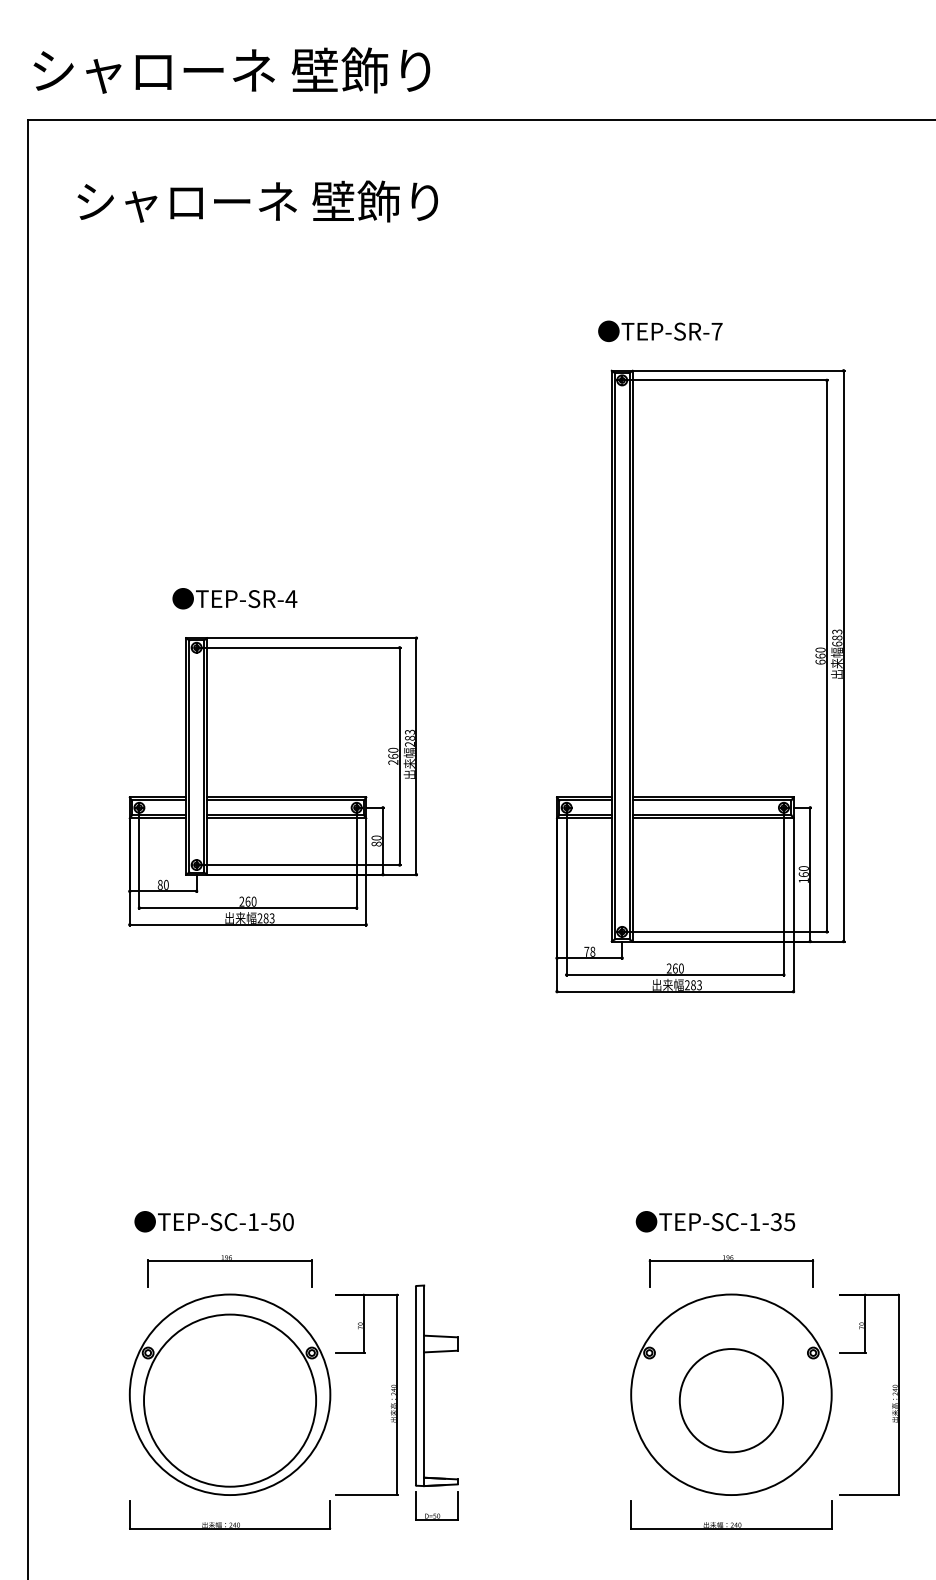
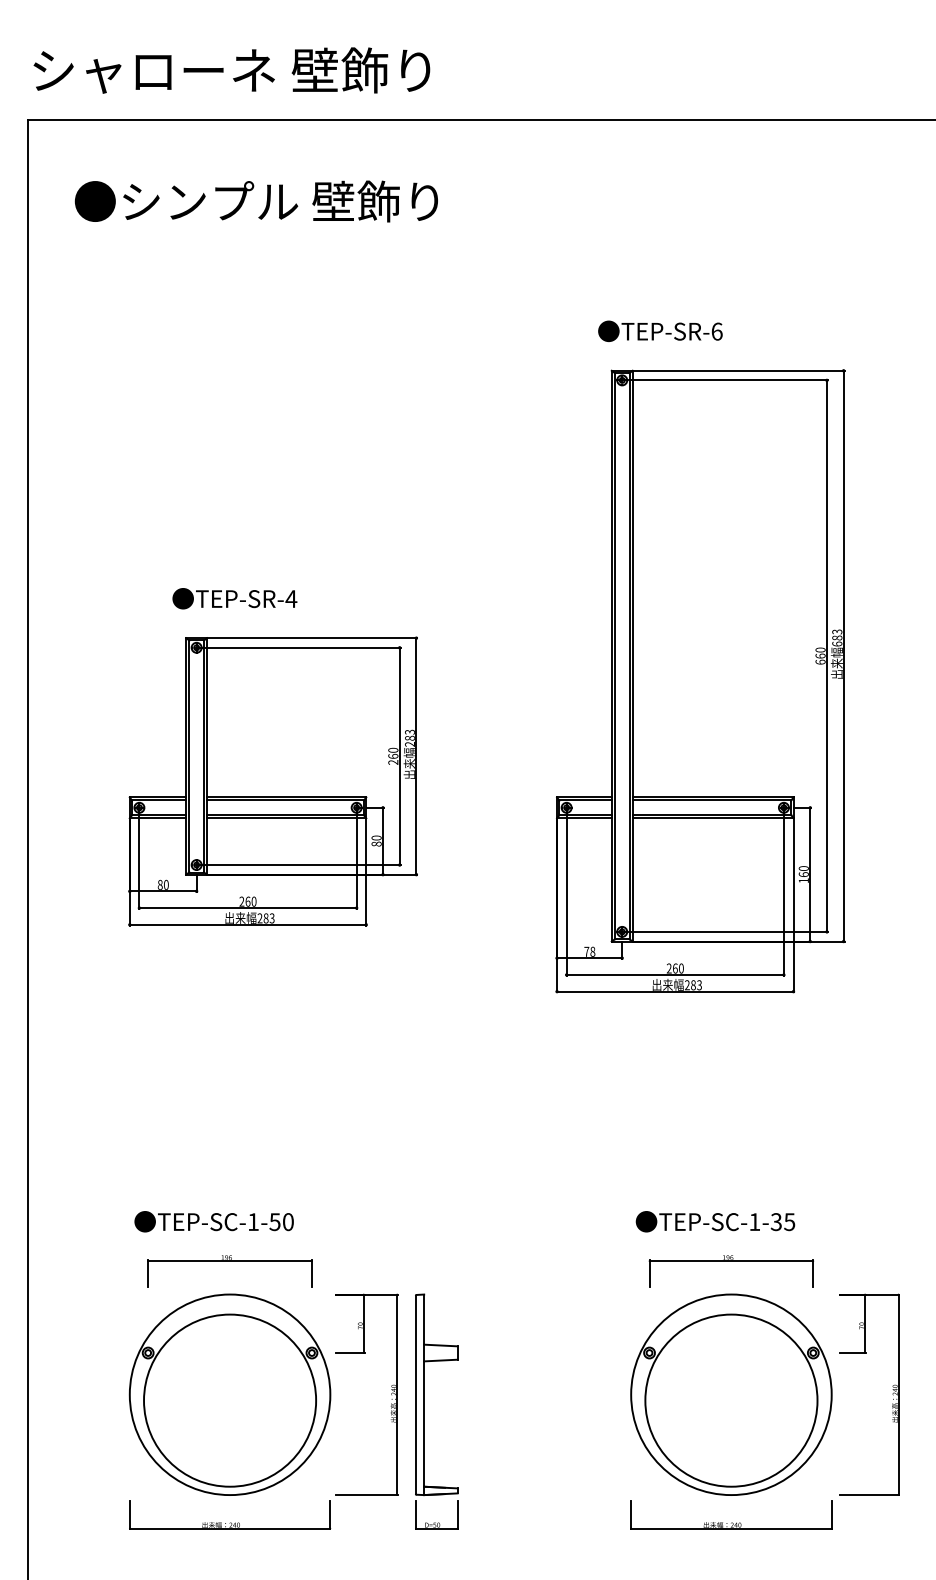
text: シャローネ 壁飾り -> ●シンプル 壁飾り (186, 201)
text: TEP-SR-7 -> TEP-SR-6 (716, 331)
circle diameter: 103 px -> 172 px (731, 1400)
part position: (424, 1402) -> (424, 1411) (424, 1411)
